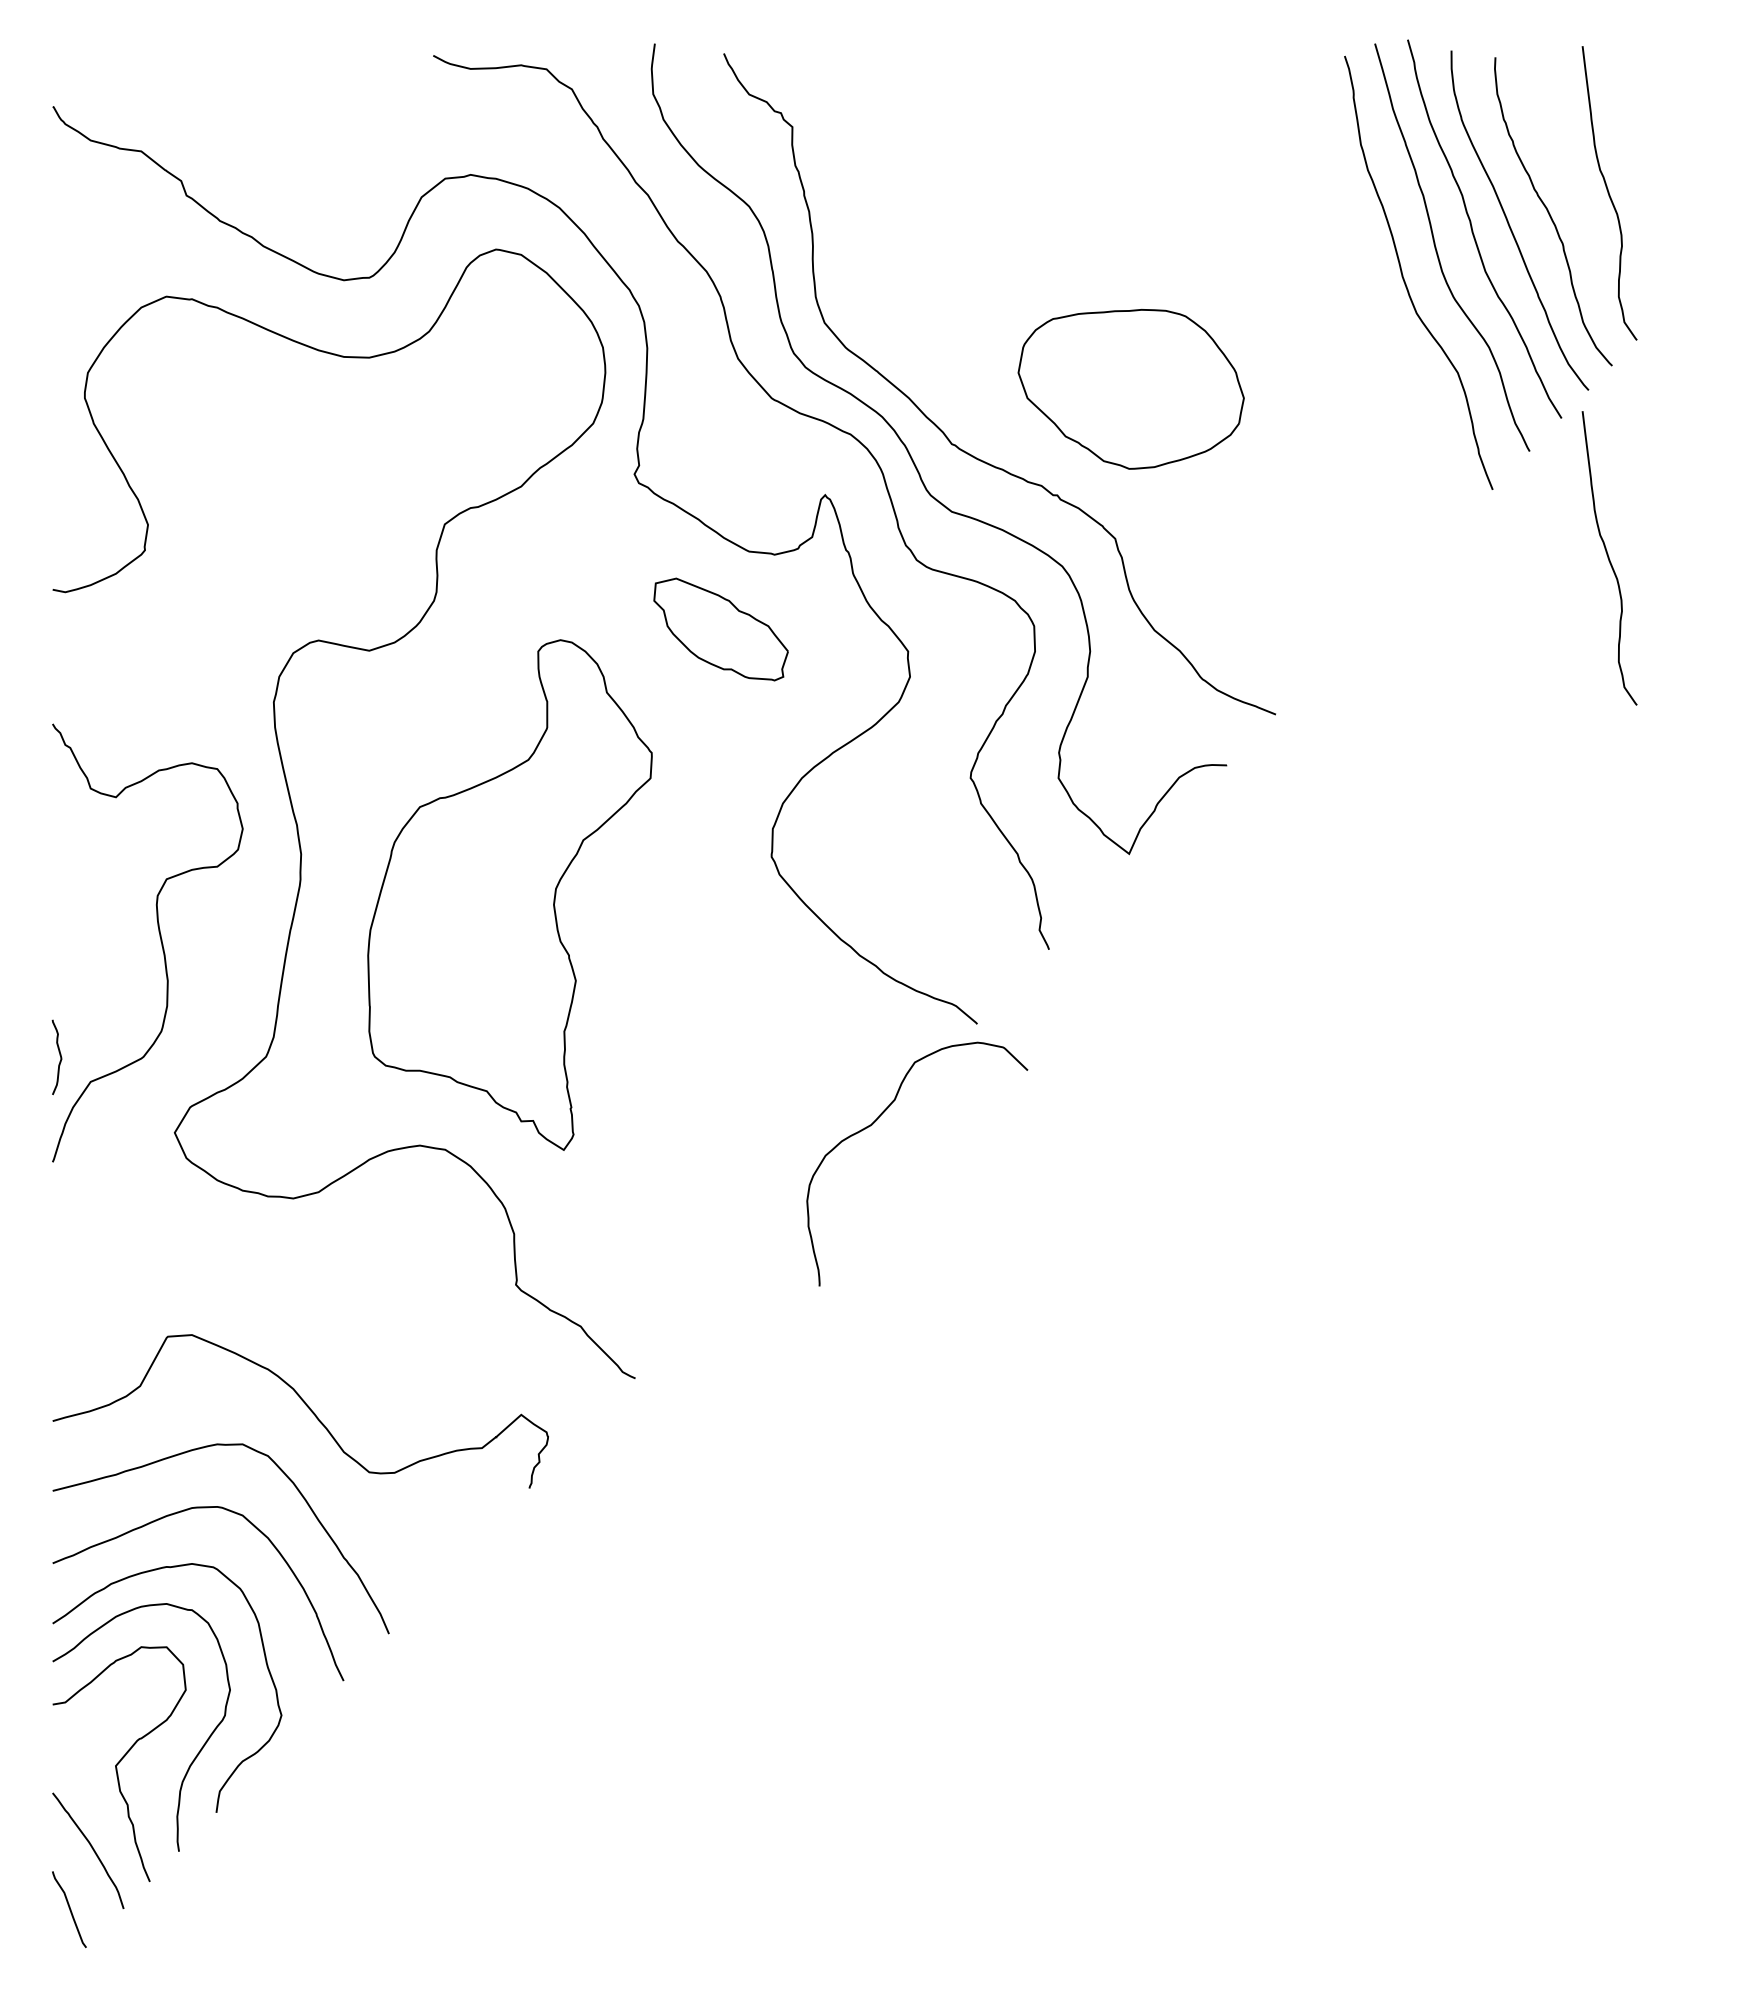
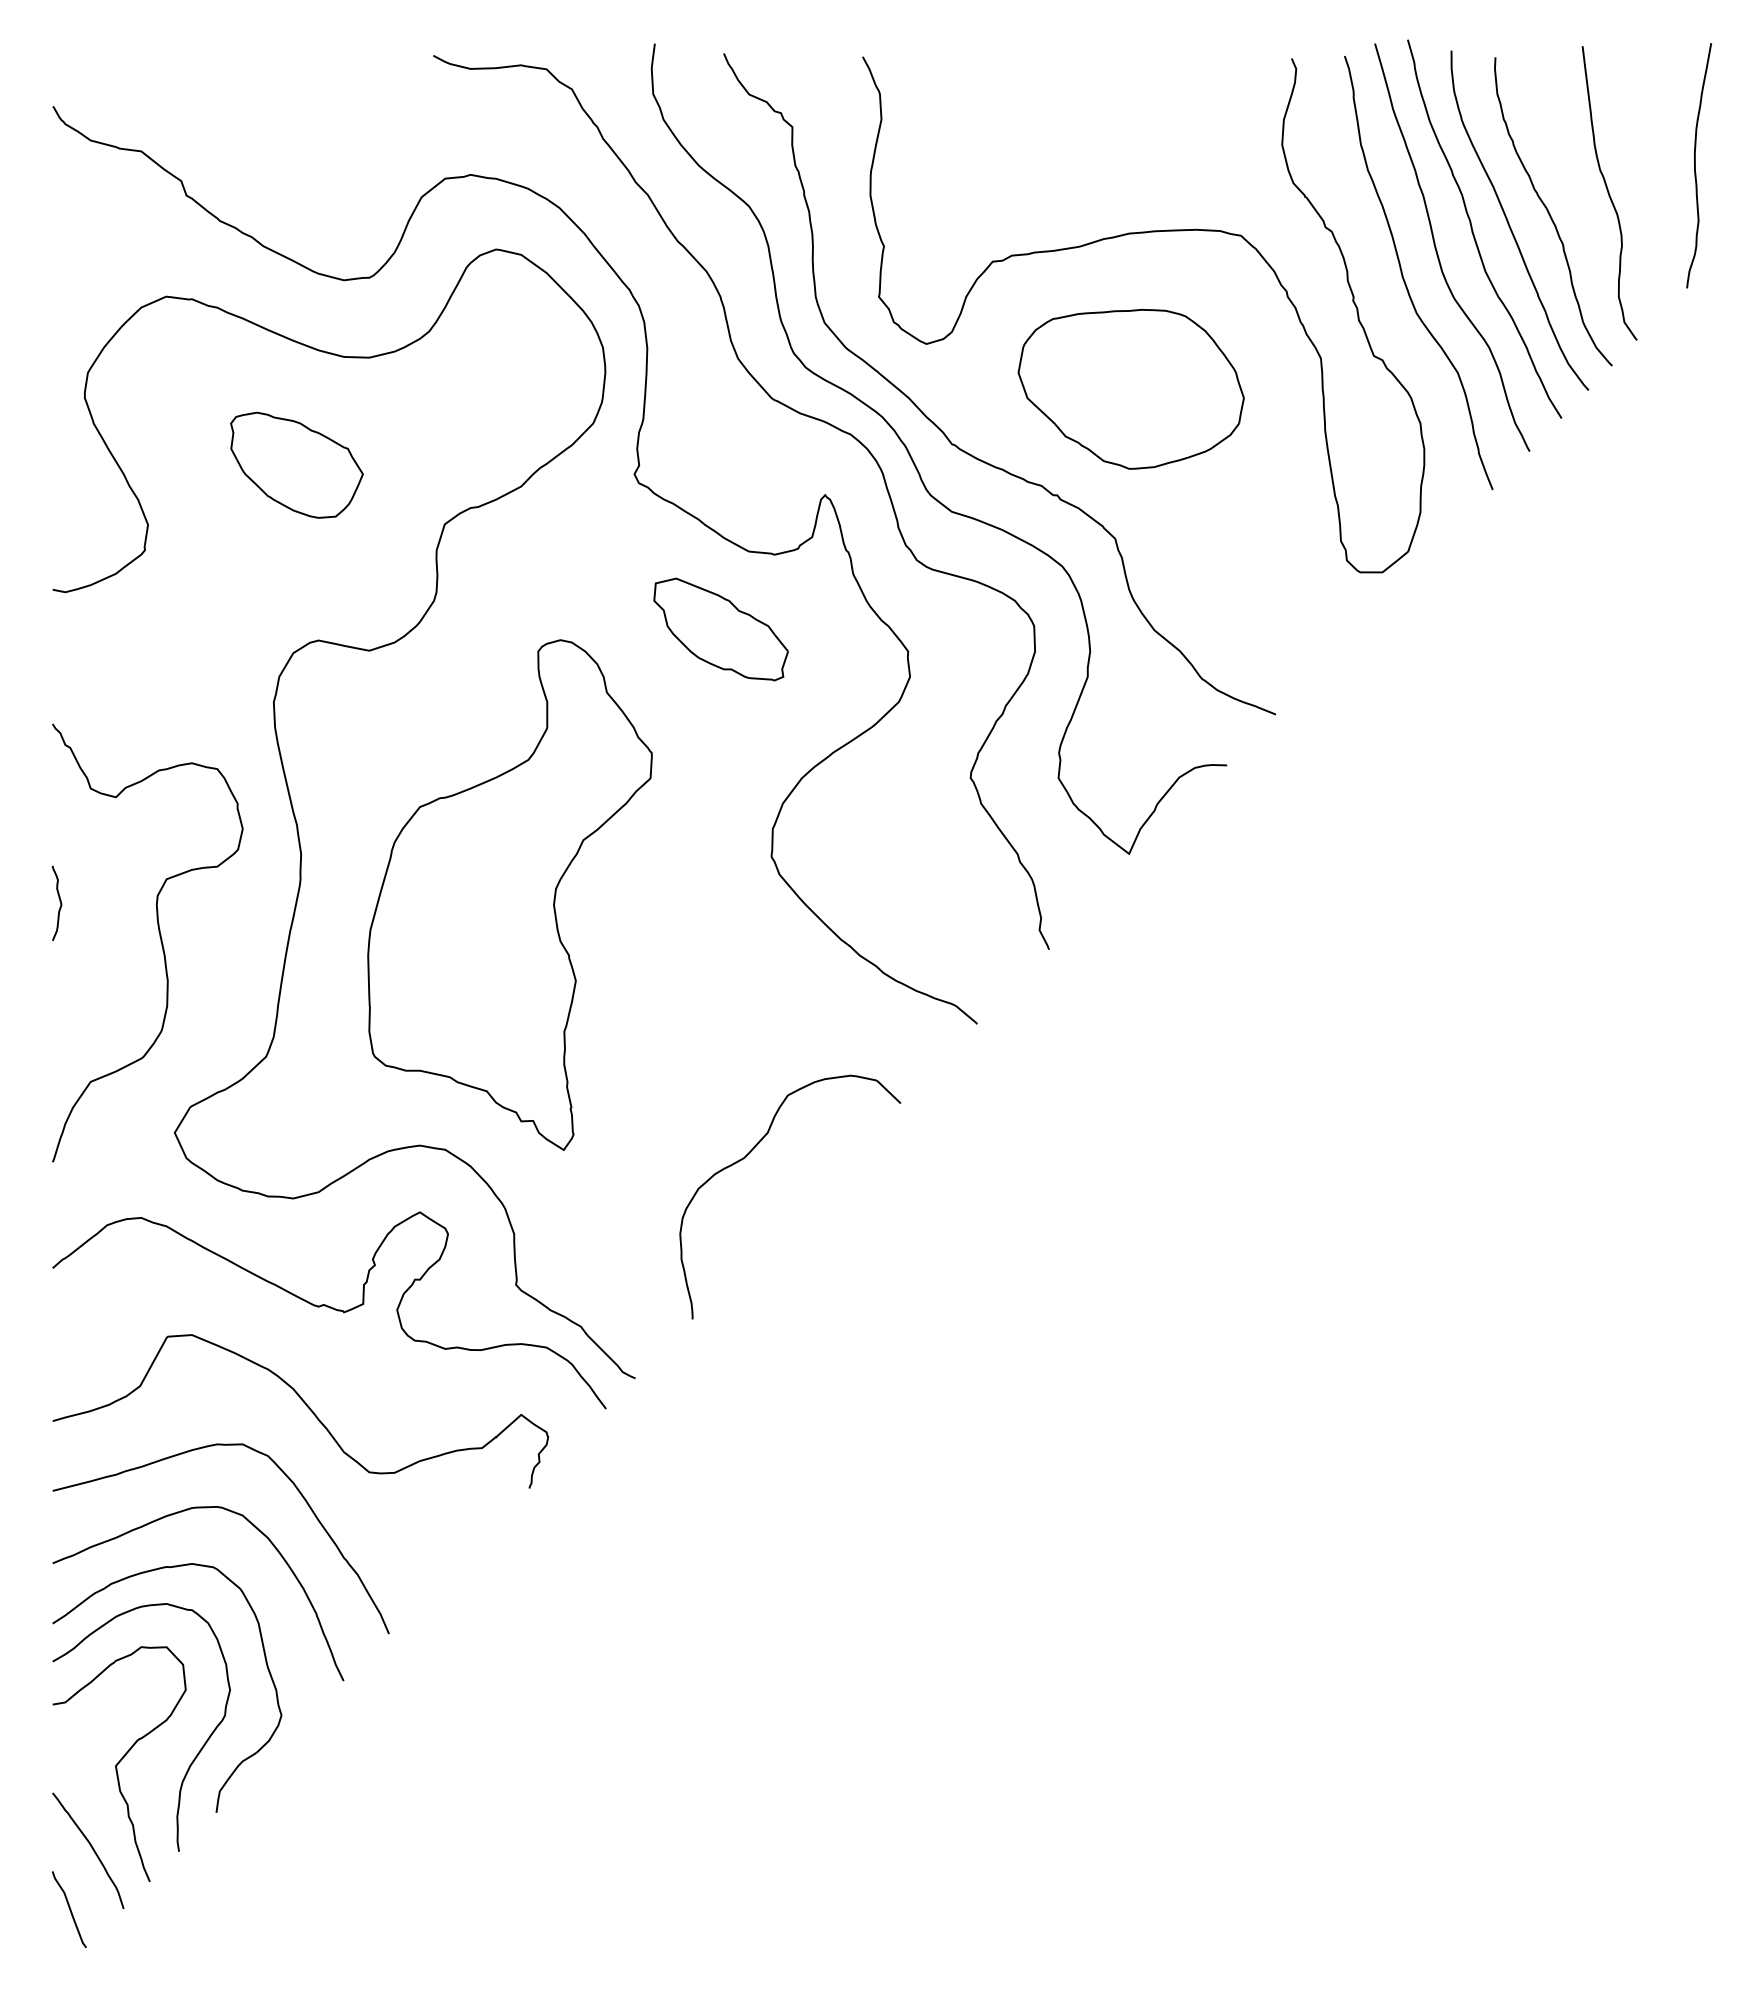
curve: none -> present (1695, 165)
curve: none -> present (1134, 234)
part: none -> present (296, 464)
curve: present -> none (1609, 558)
curve position: (59, 1055) -> (59, 901) (59, 901)
curve position: (876, 1121) -> (749, 1154) (749, 1154)
curve: none -> present (329, 1308)
